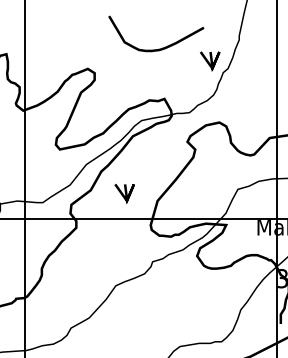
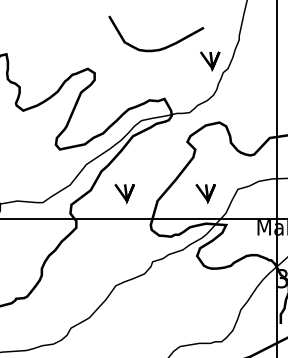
line: present -> none (25, 178)
line: none -> present (204, 194)
